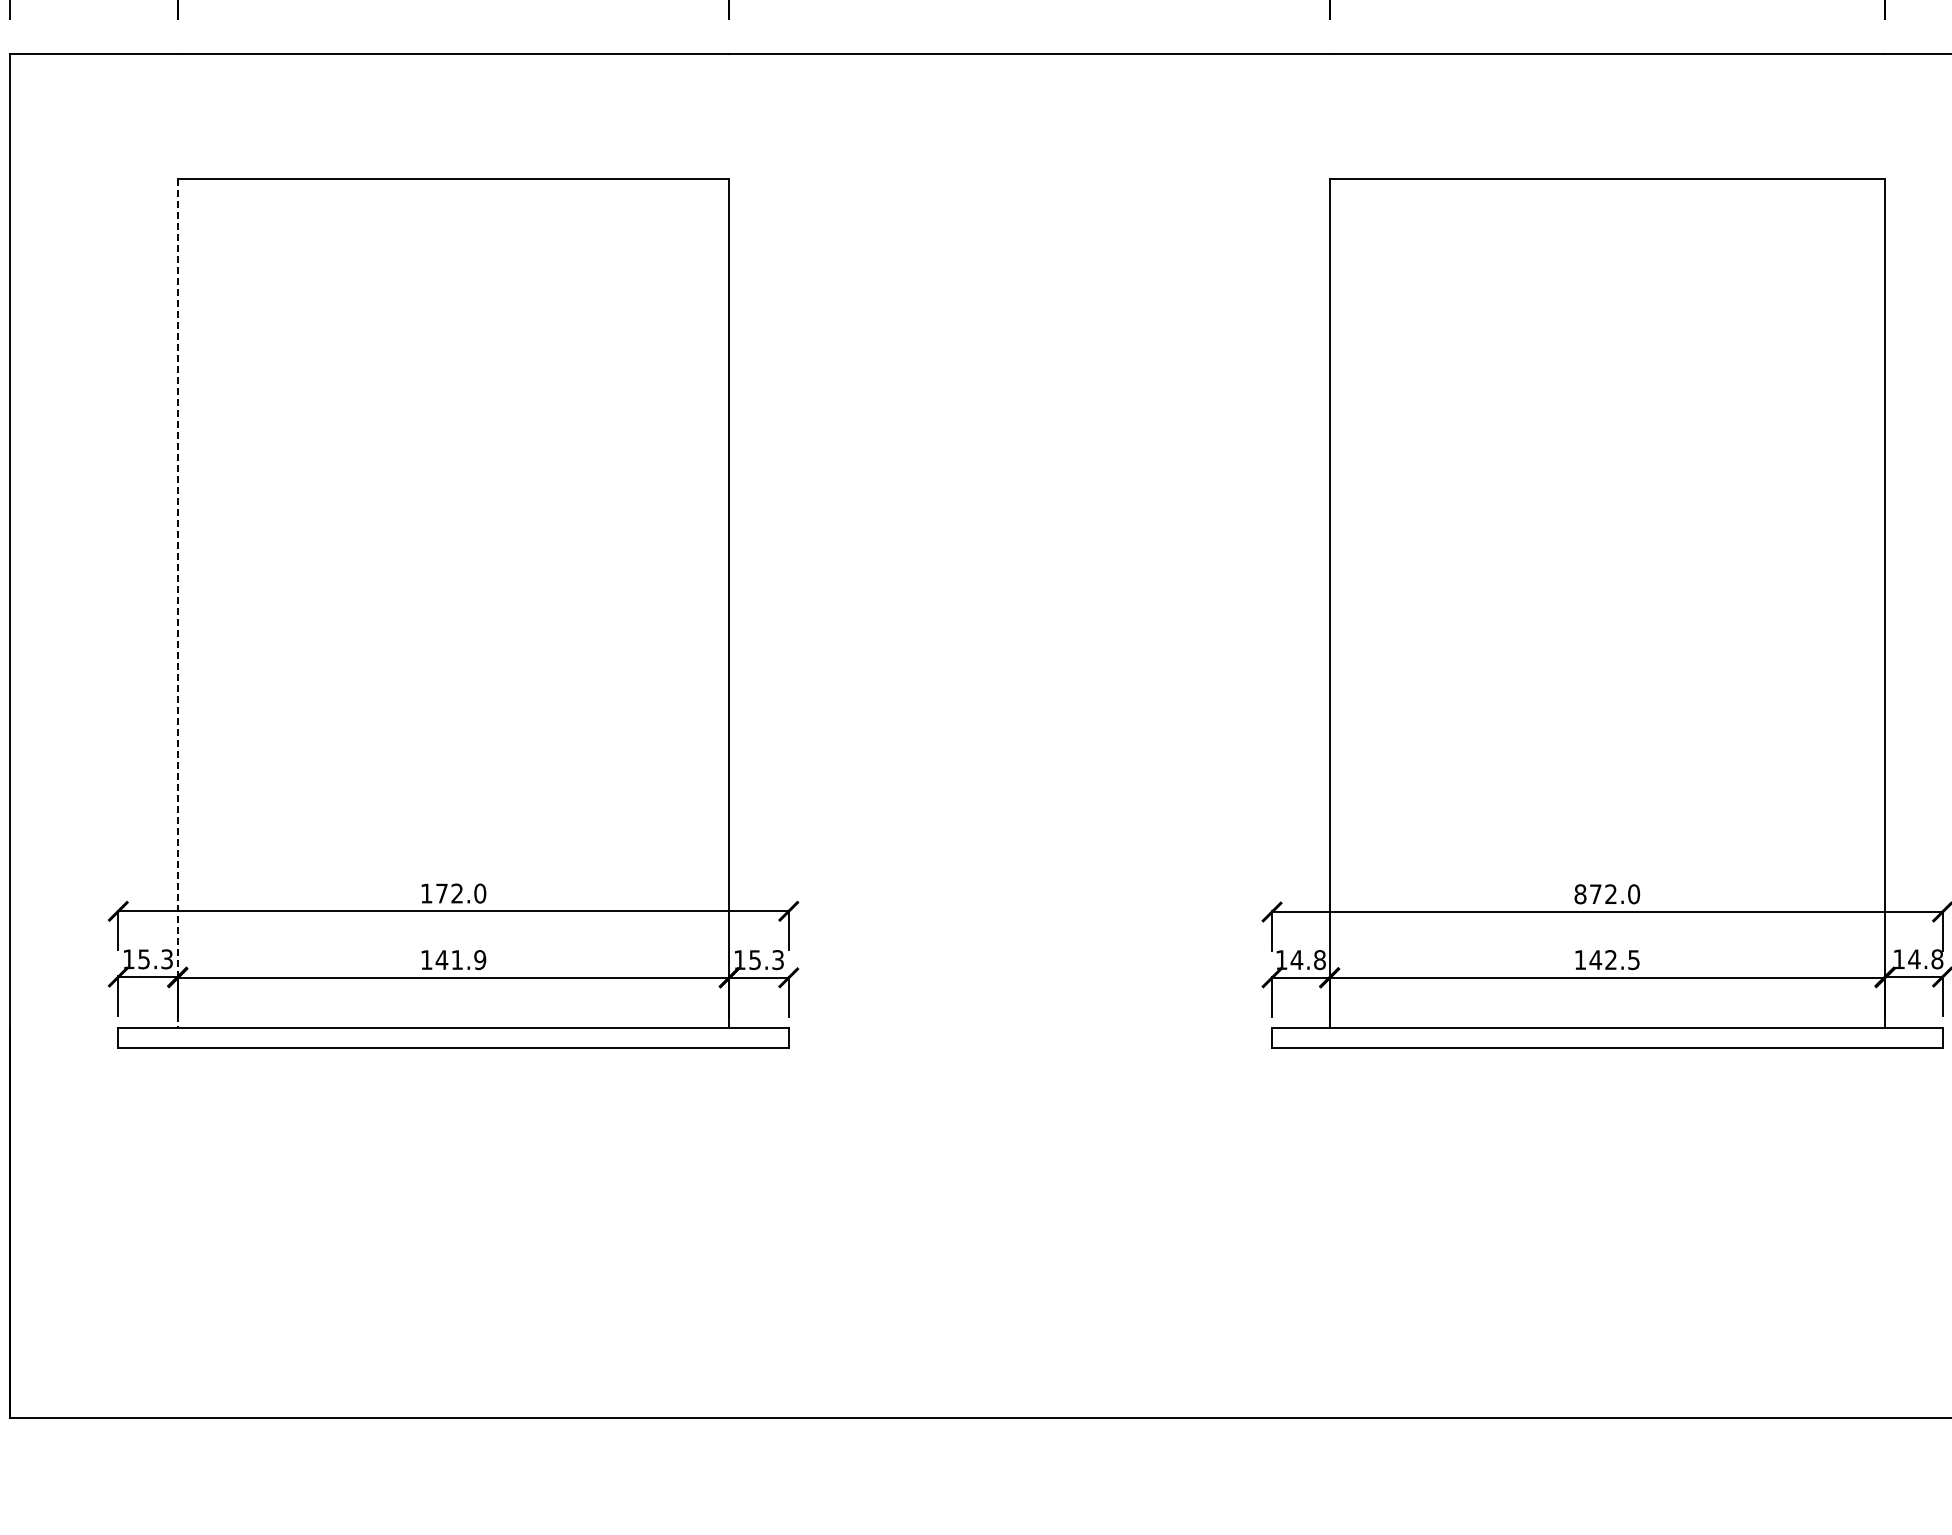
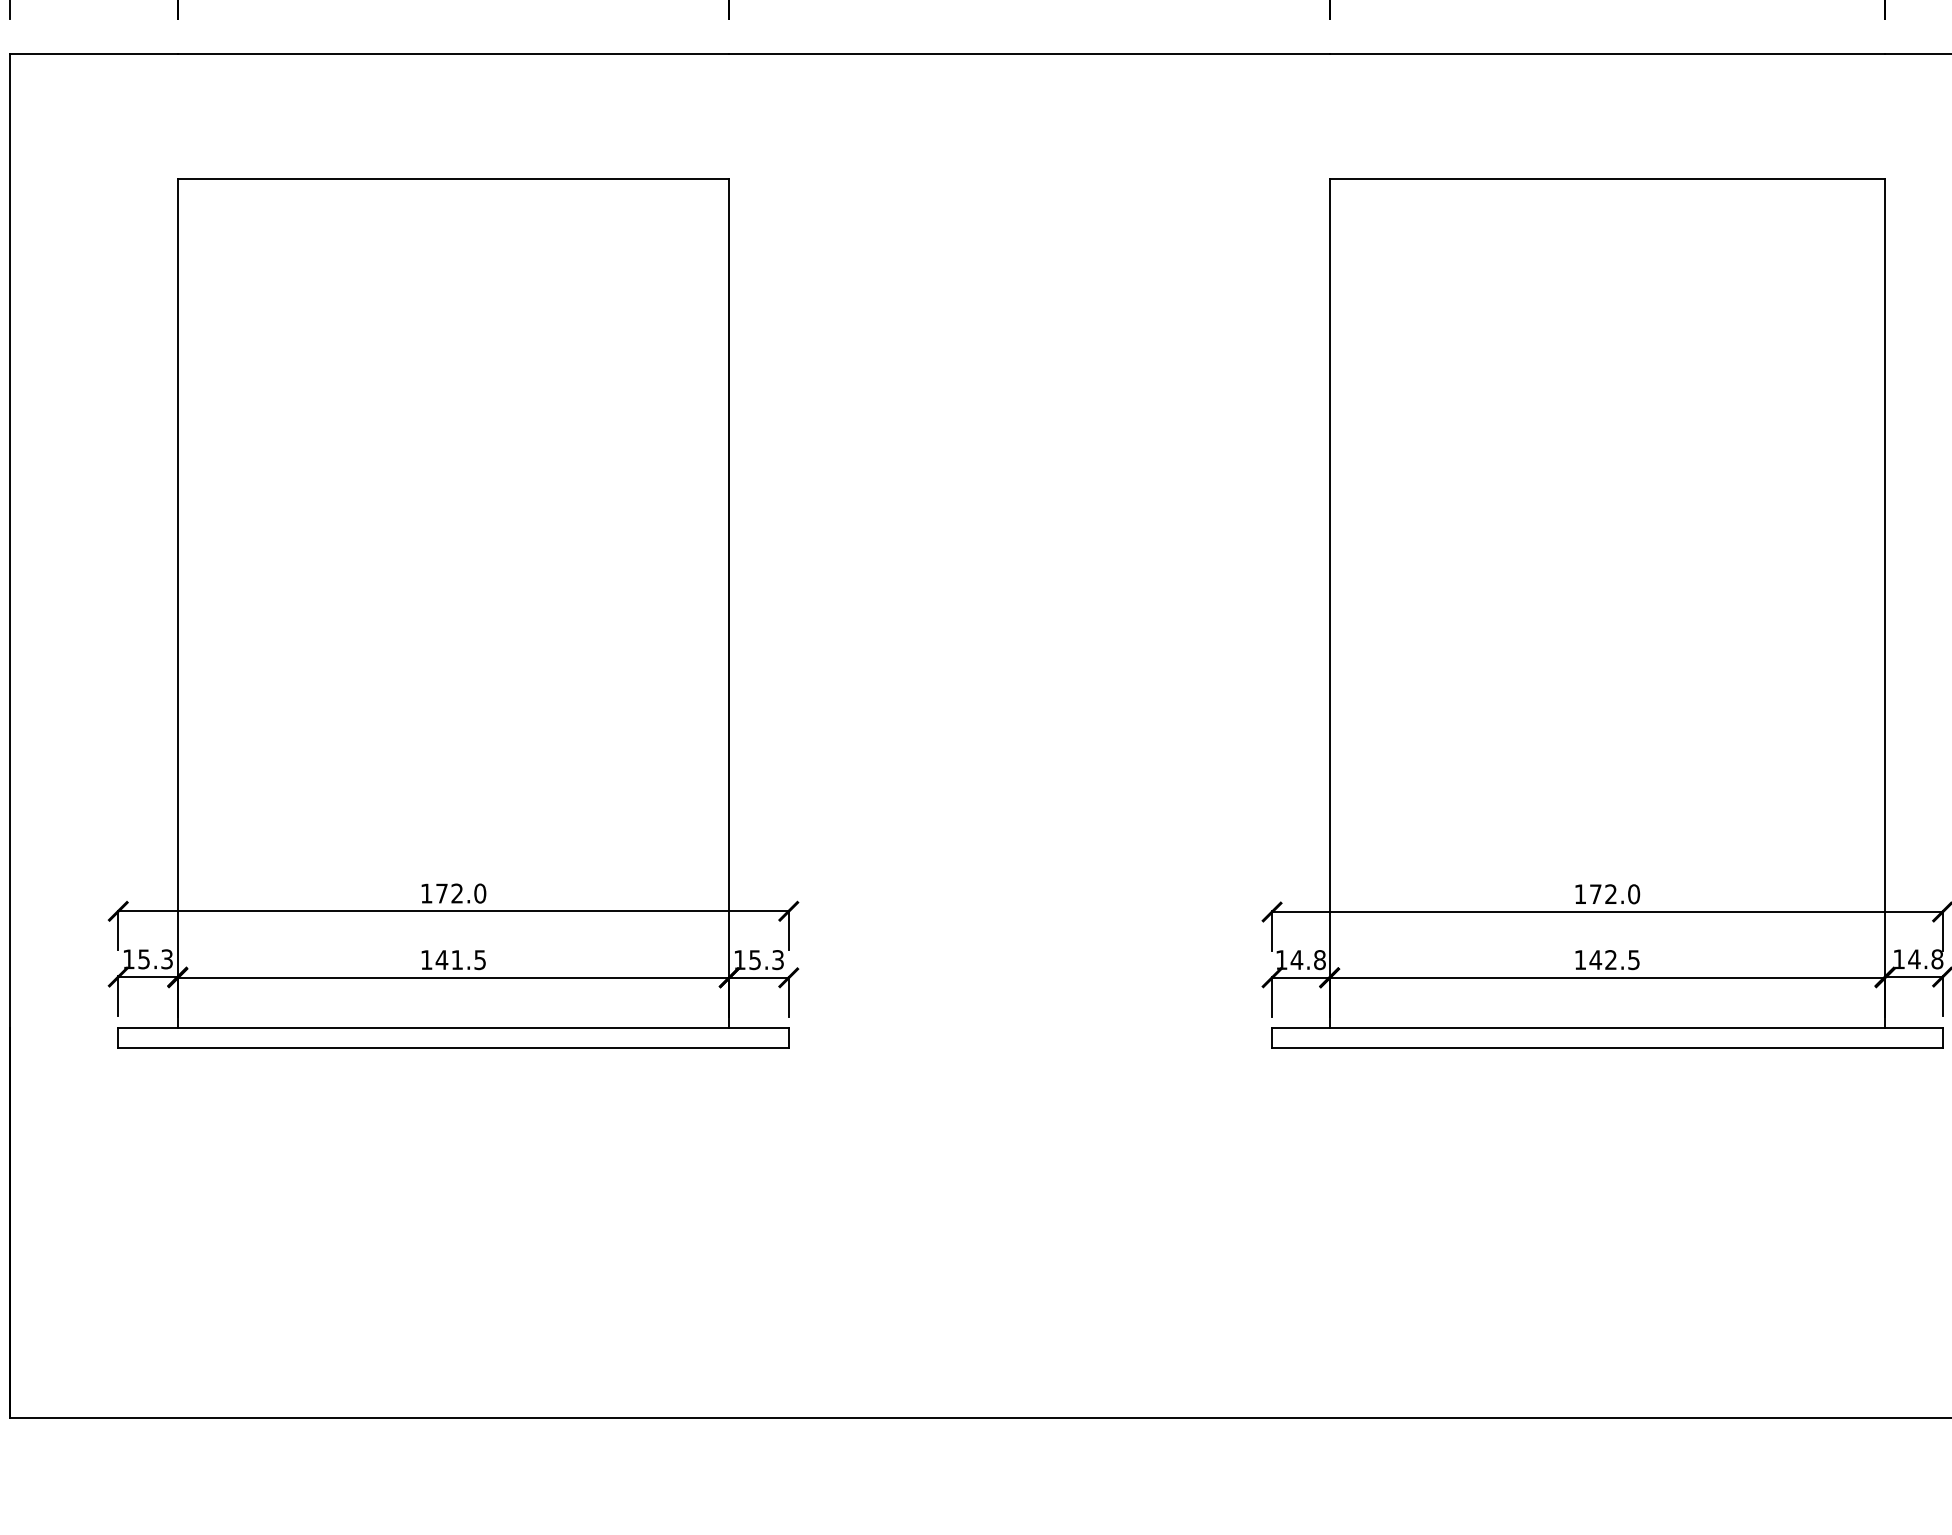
line: dashed -> solid (177, 603)
text: 872.0 -> 172.0 (1580, 894)
text: 141.9 -> 141.5 (480, 959)
